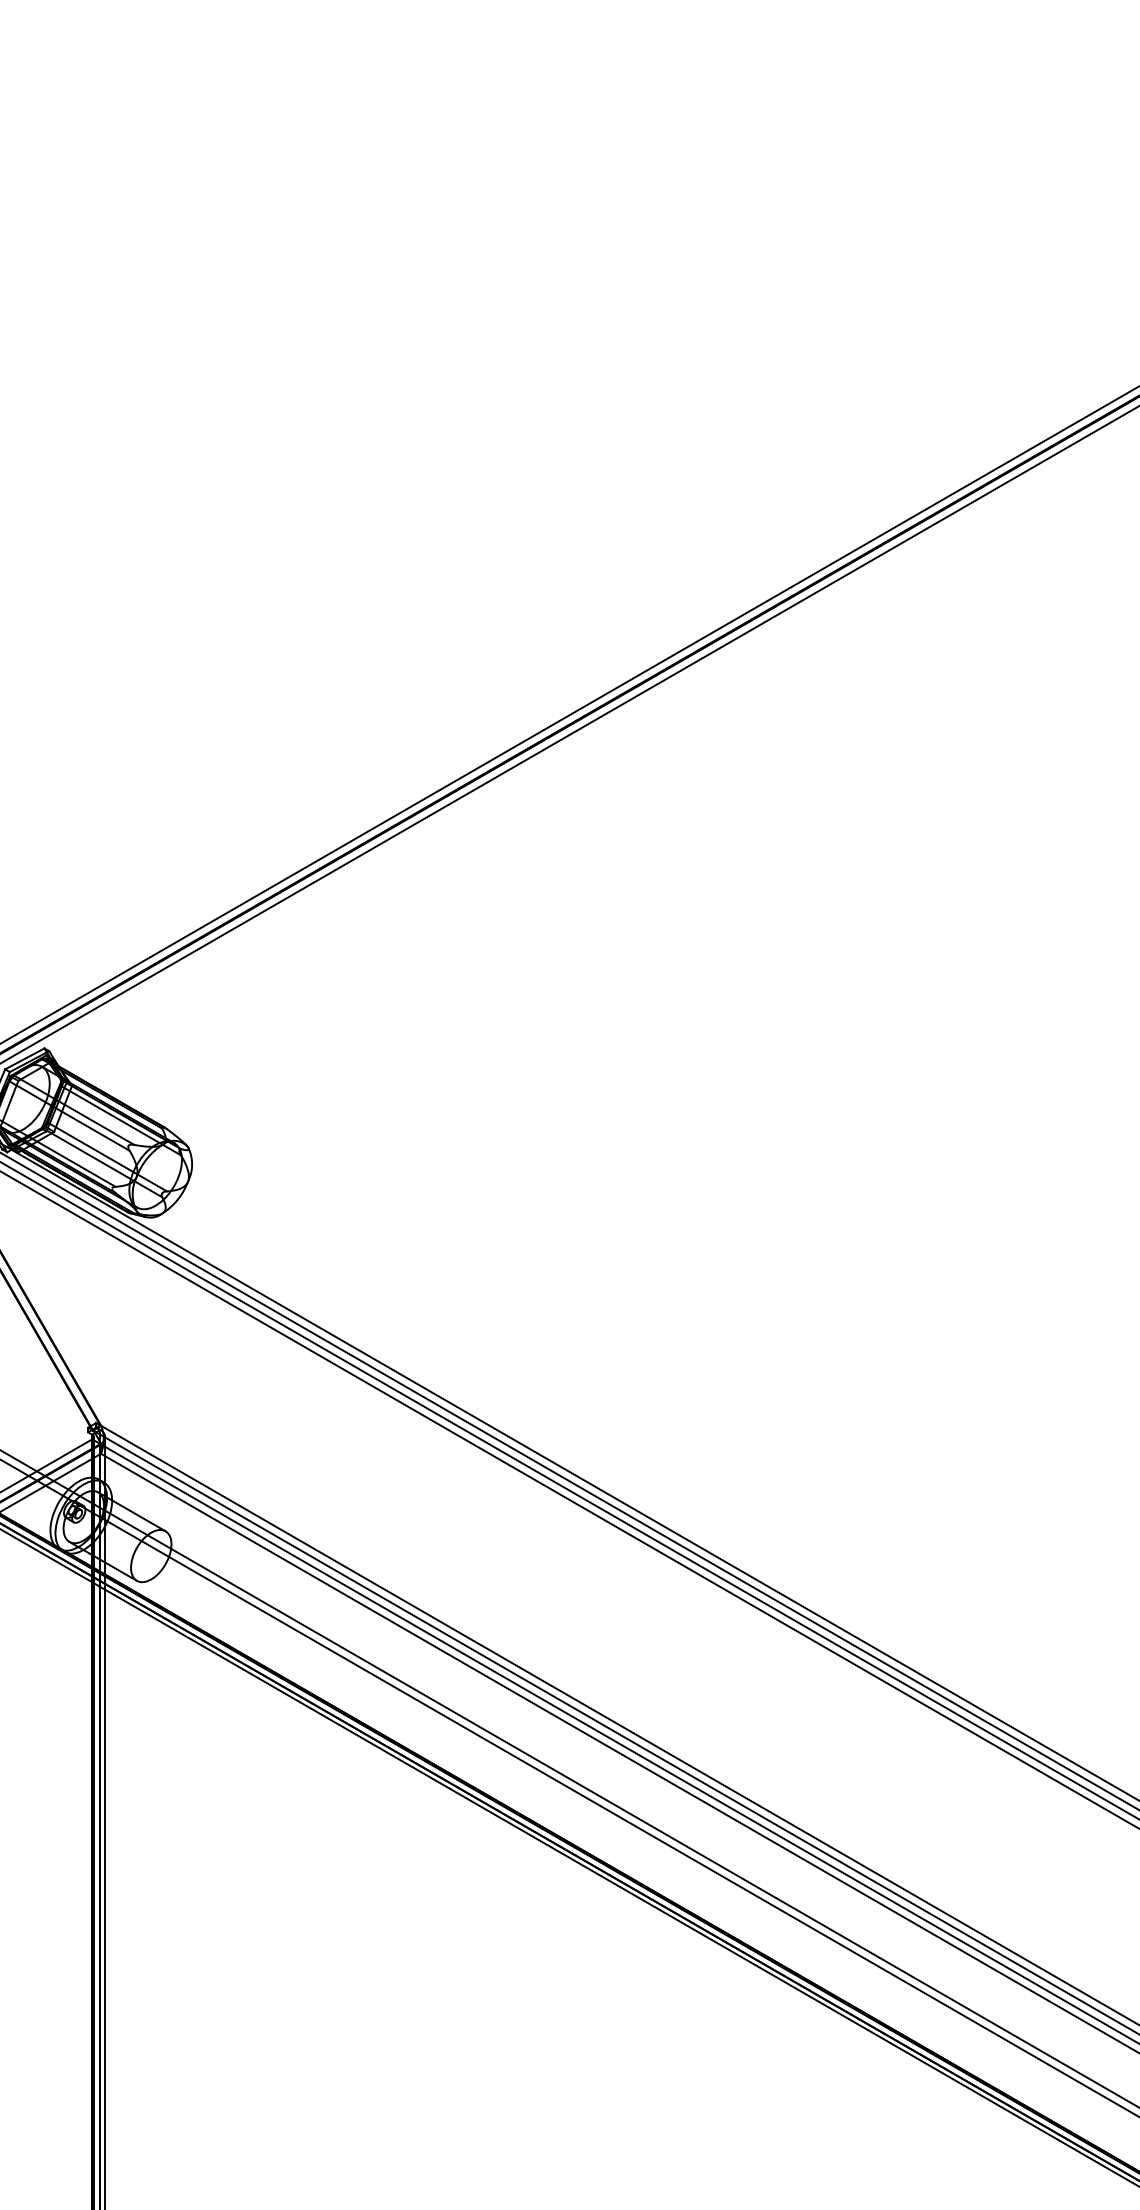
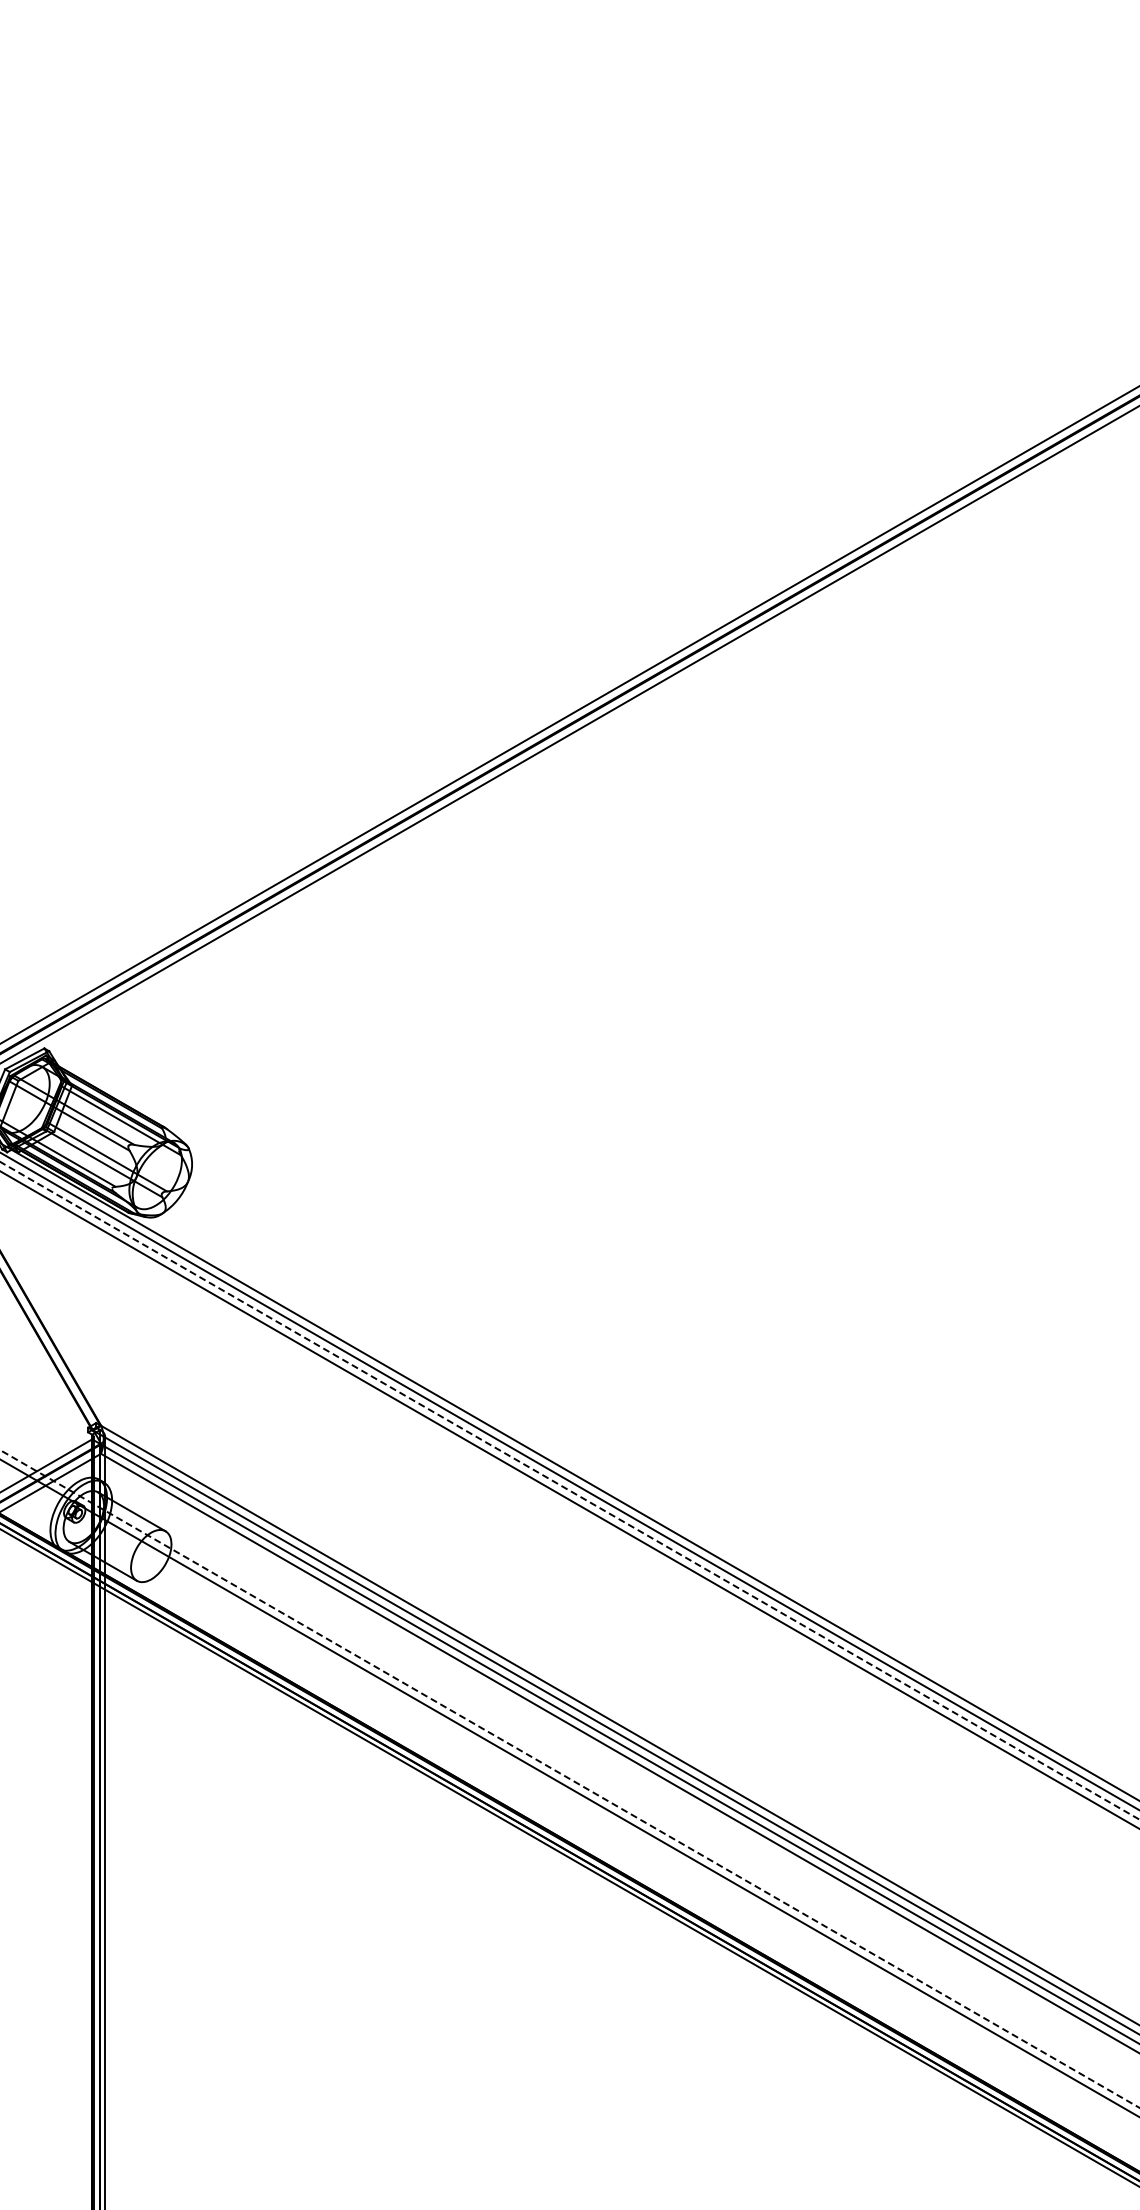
line: solid -> dashed (570, 1490)
line: solid -> dashed (569, 1778)
